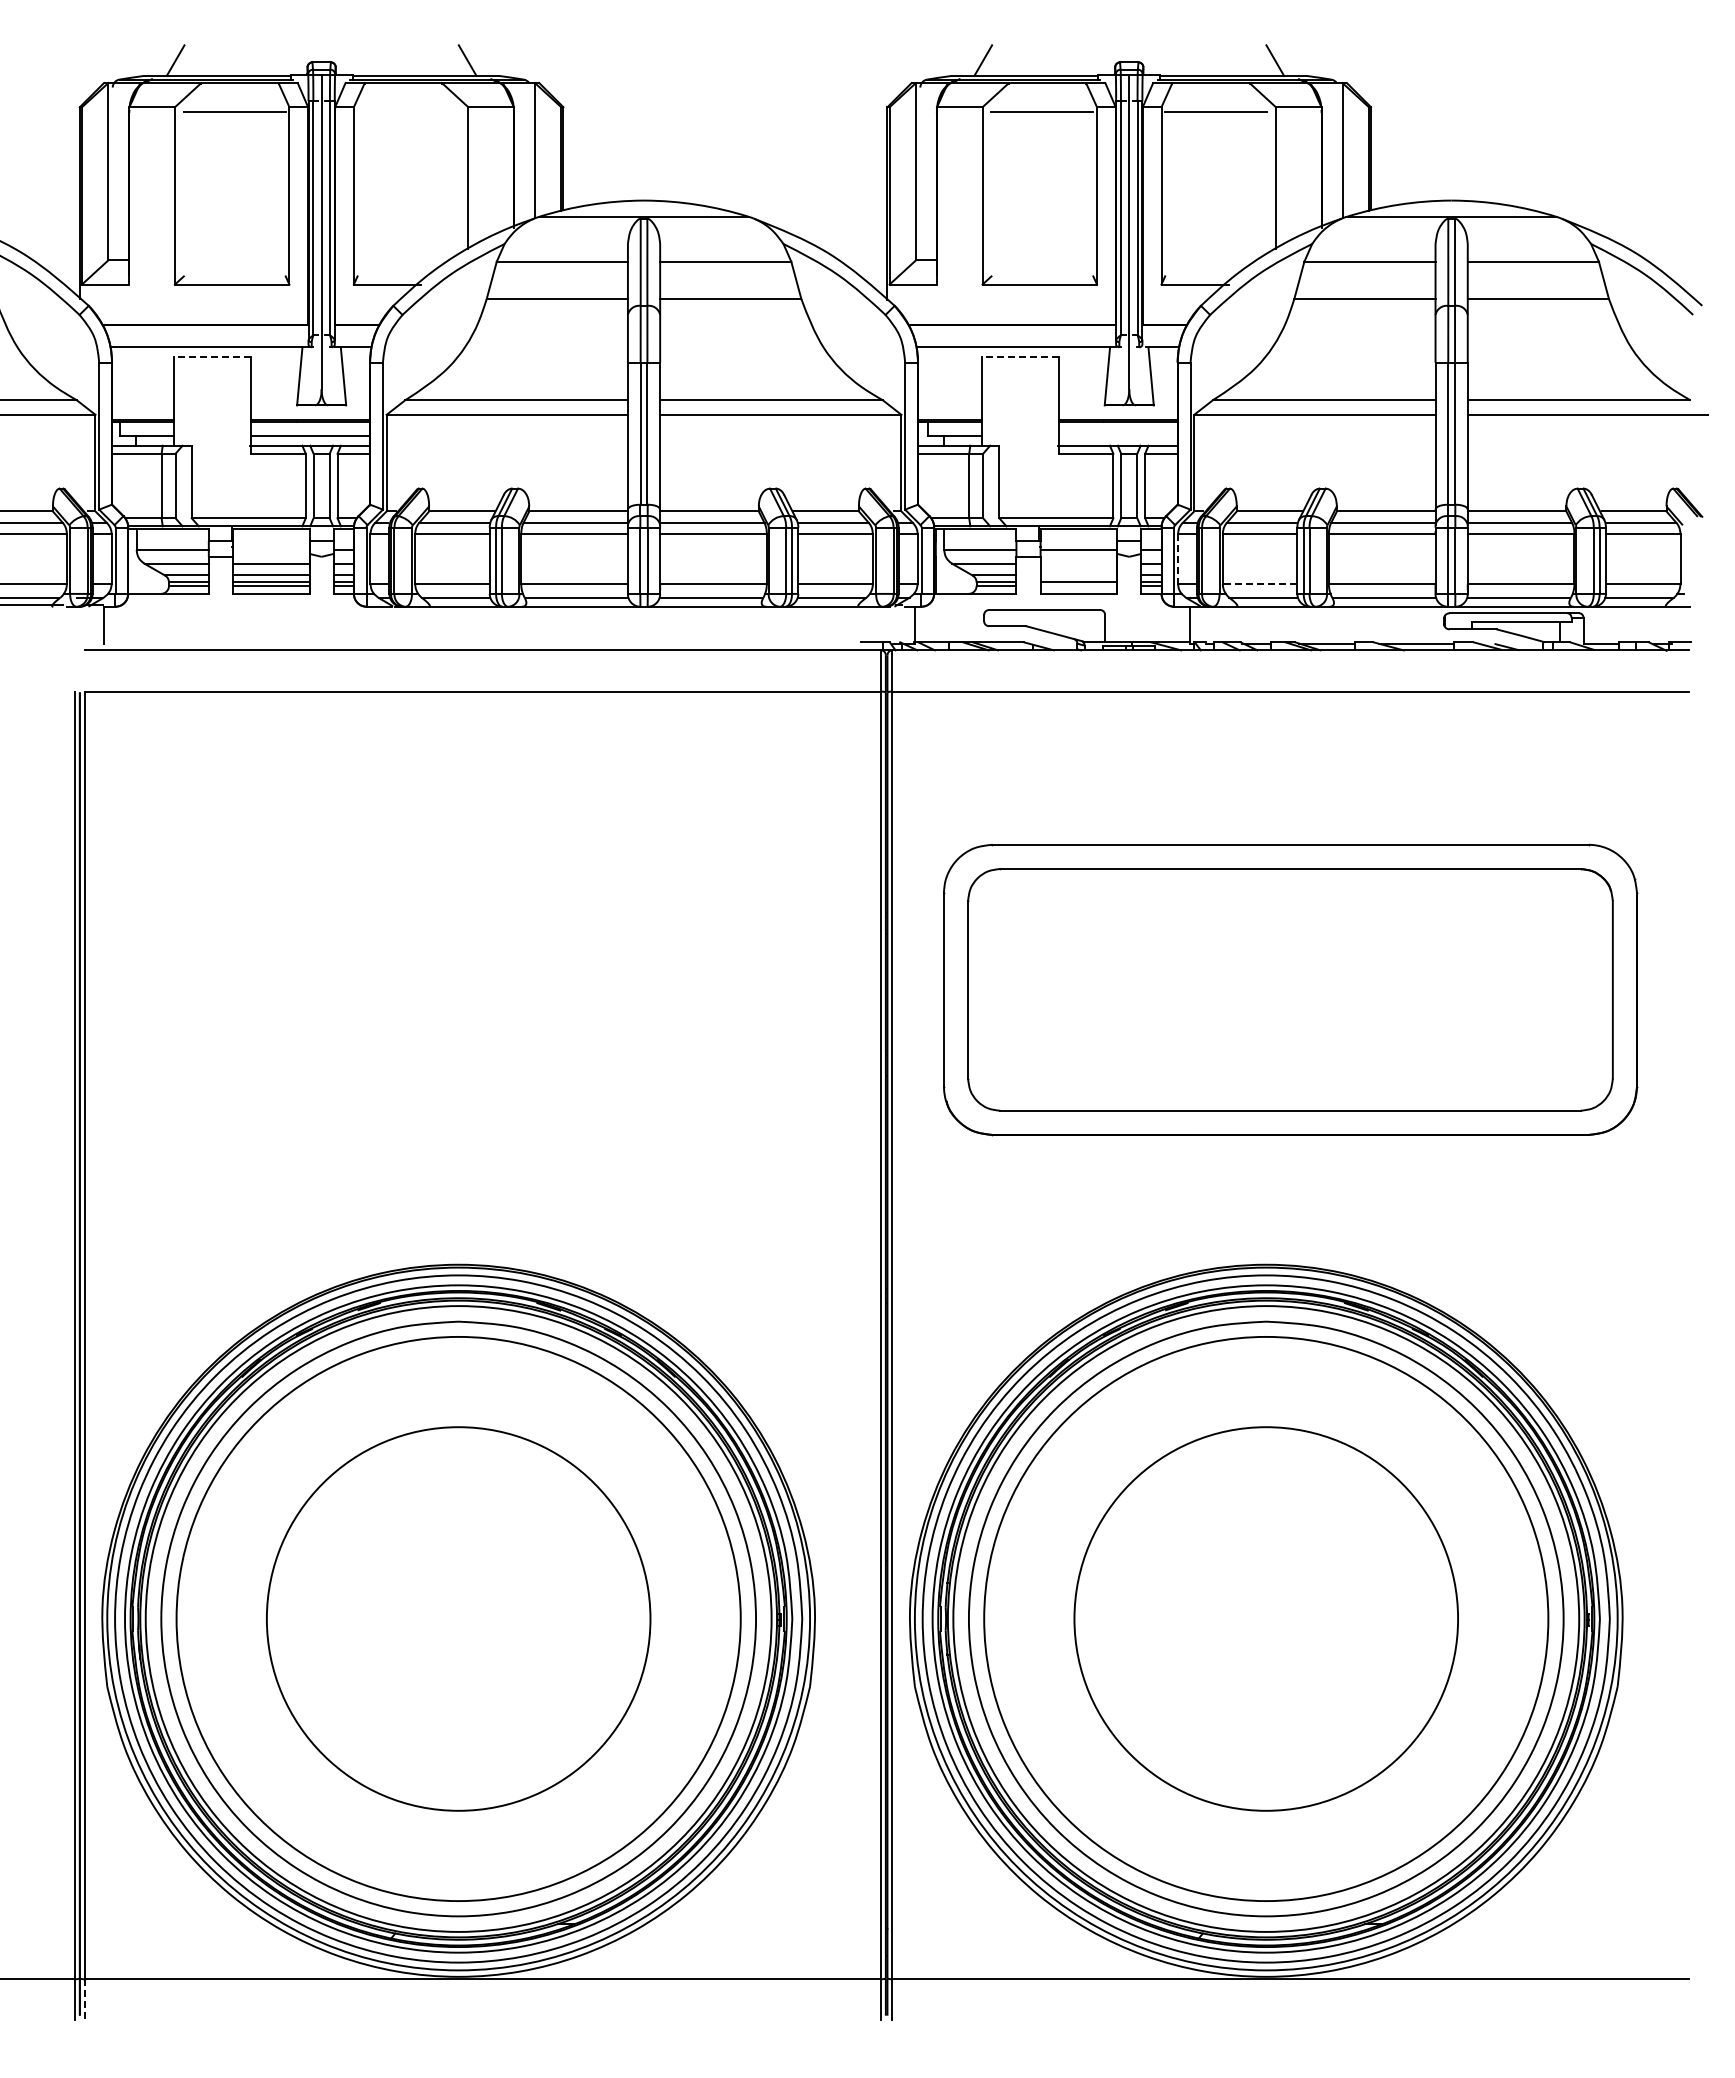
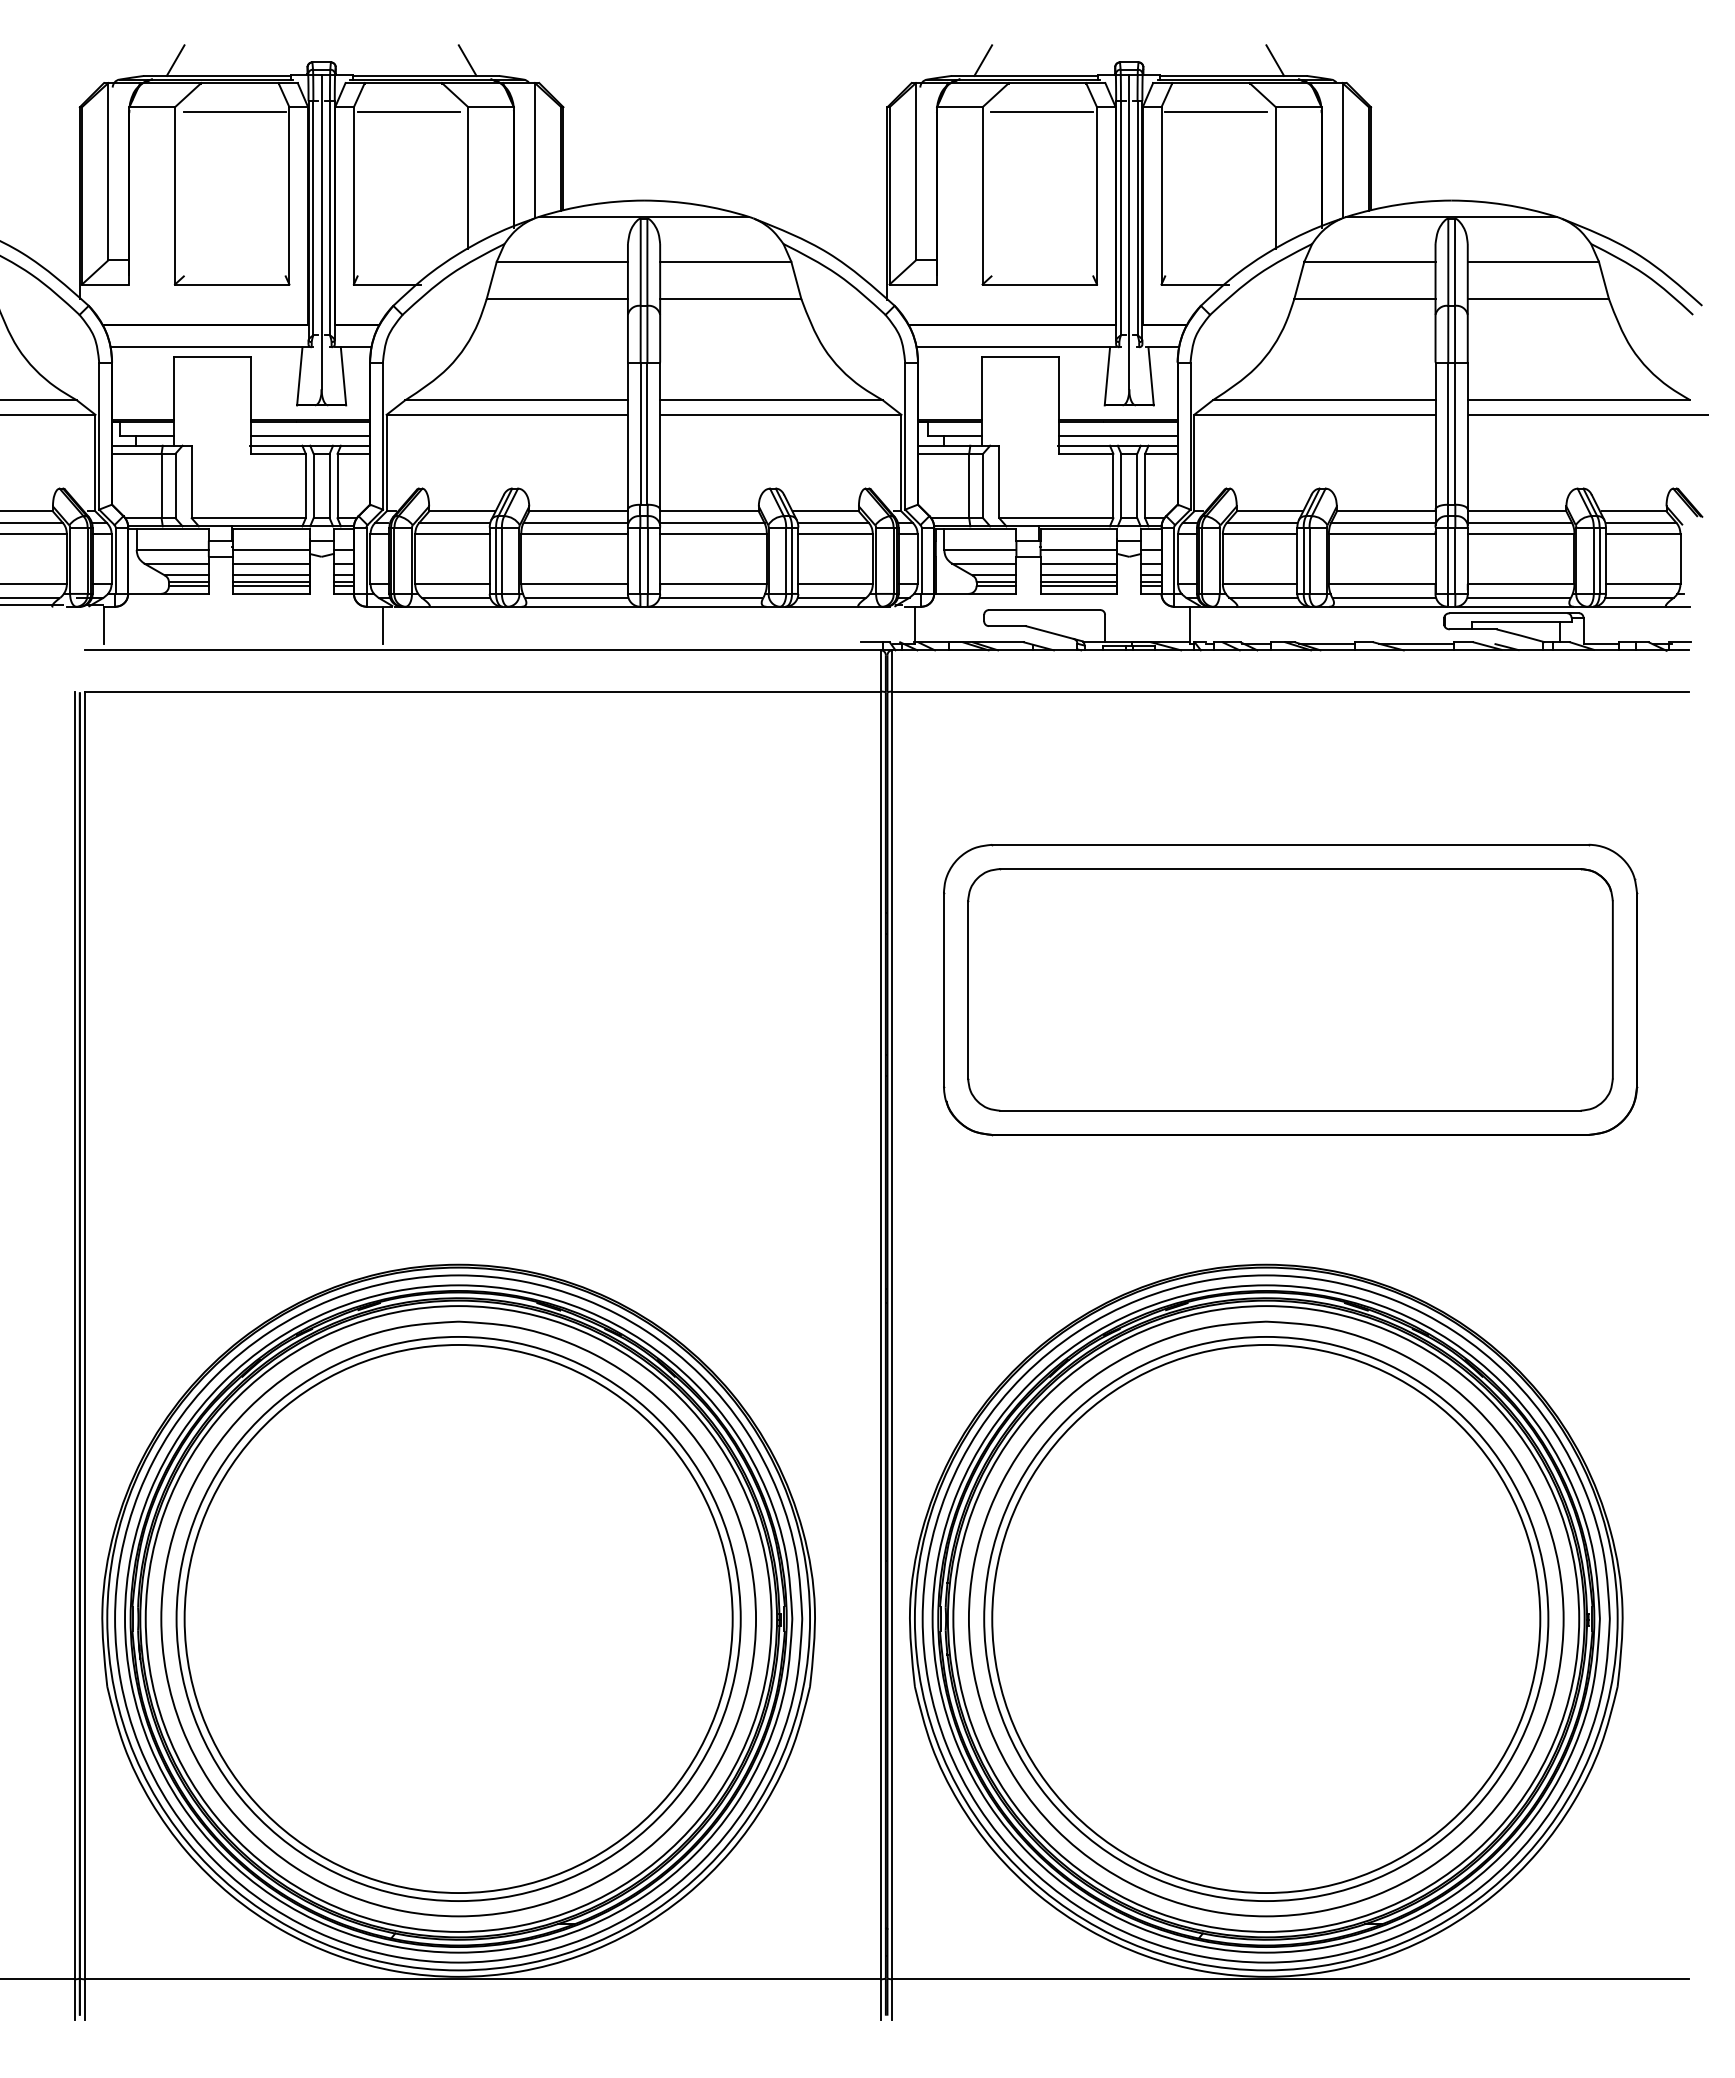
line: none -> present (408, 112)
line: dashed -> solid (212, 357)
line: dashed -> solid (1020, 357)
line: none -> present (1117, 435)
line: none -> present (271, 549)
line: dashed -> solid (1178, 559)
line: none -> present (1078, 563)
line: none -> present (1078, 575)
line: dashed -> solid (1259, 583)
line: none -> present (1078, 585)
line: none -> present (382, 624)
circle diameter: 384 px -> 548 px (458, 1618)
circle diameter: 384 px -> 548 px (1266, 1618)
line: dashed -> solid (84, 1999)
